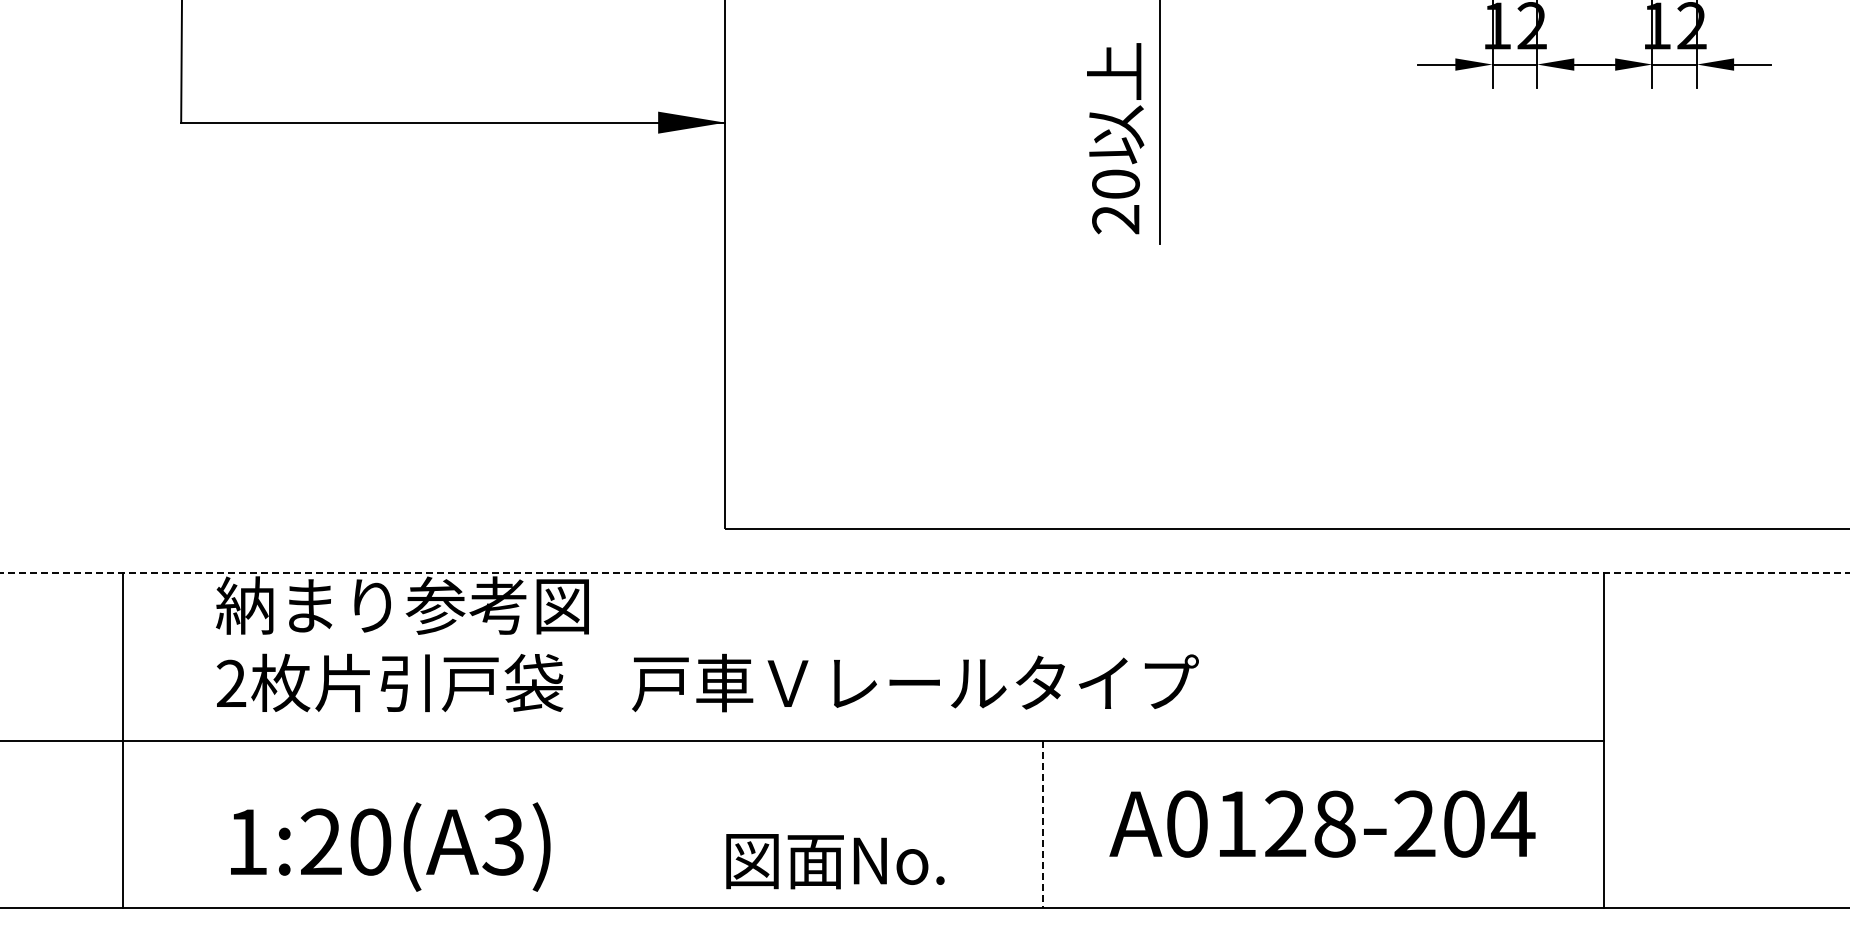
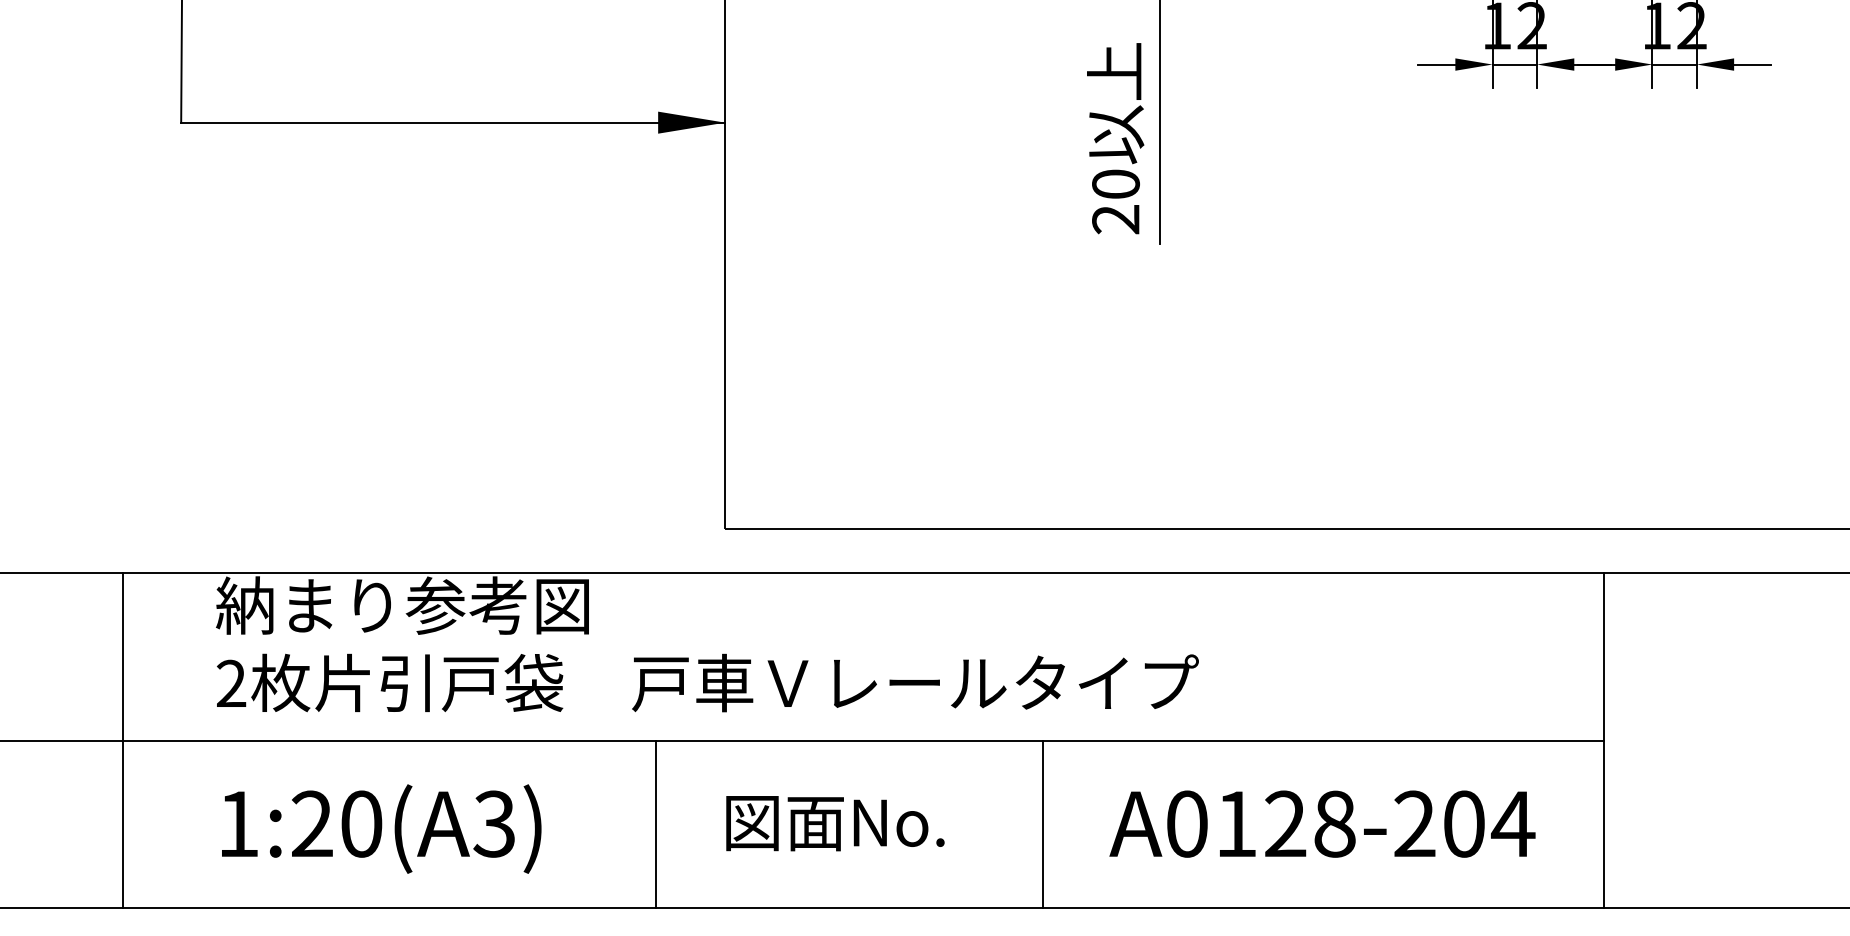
line: dashed -> solid (925, 573)
line: none -> present (655, 823)
line: dashed -> solid (1042, 824)
text position: (390, 846) -> (381, 828) (381, 828)
text position: (835, 861) -> (835, 823) (835, 823)
